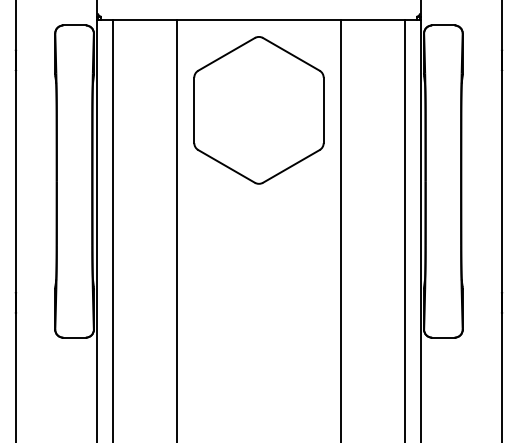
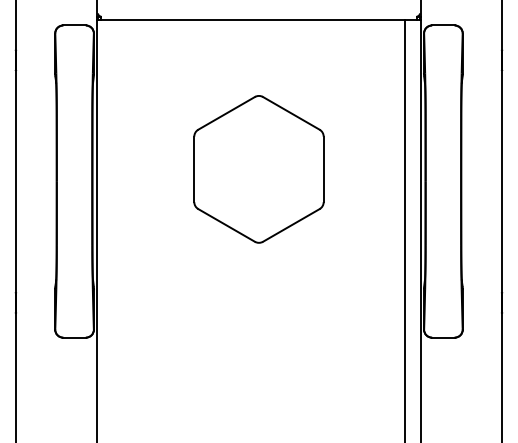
part position: (258, 110) -> (258, 169) (258, 169)
line: present -> none (112, 229)
line: present -> none (177, 229)
line: present -> none (340, 229)
